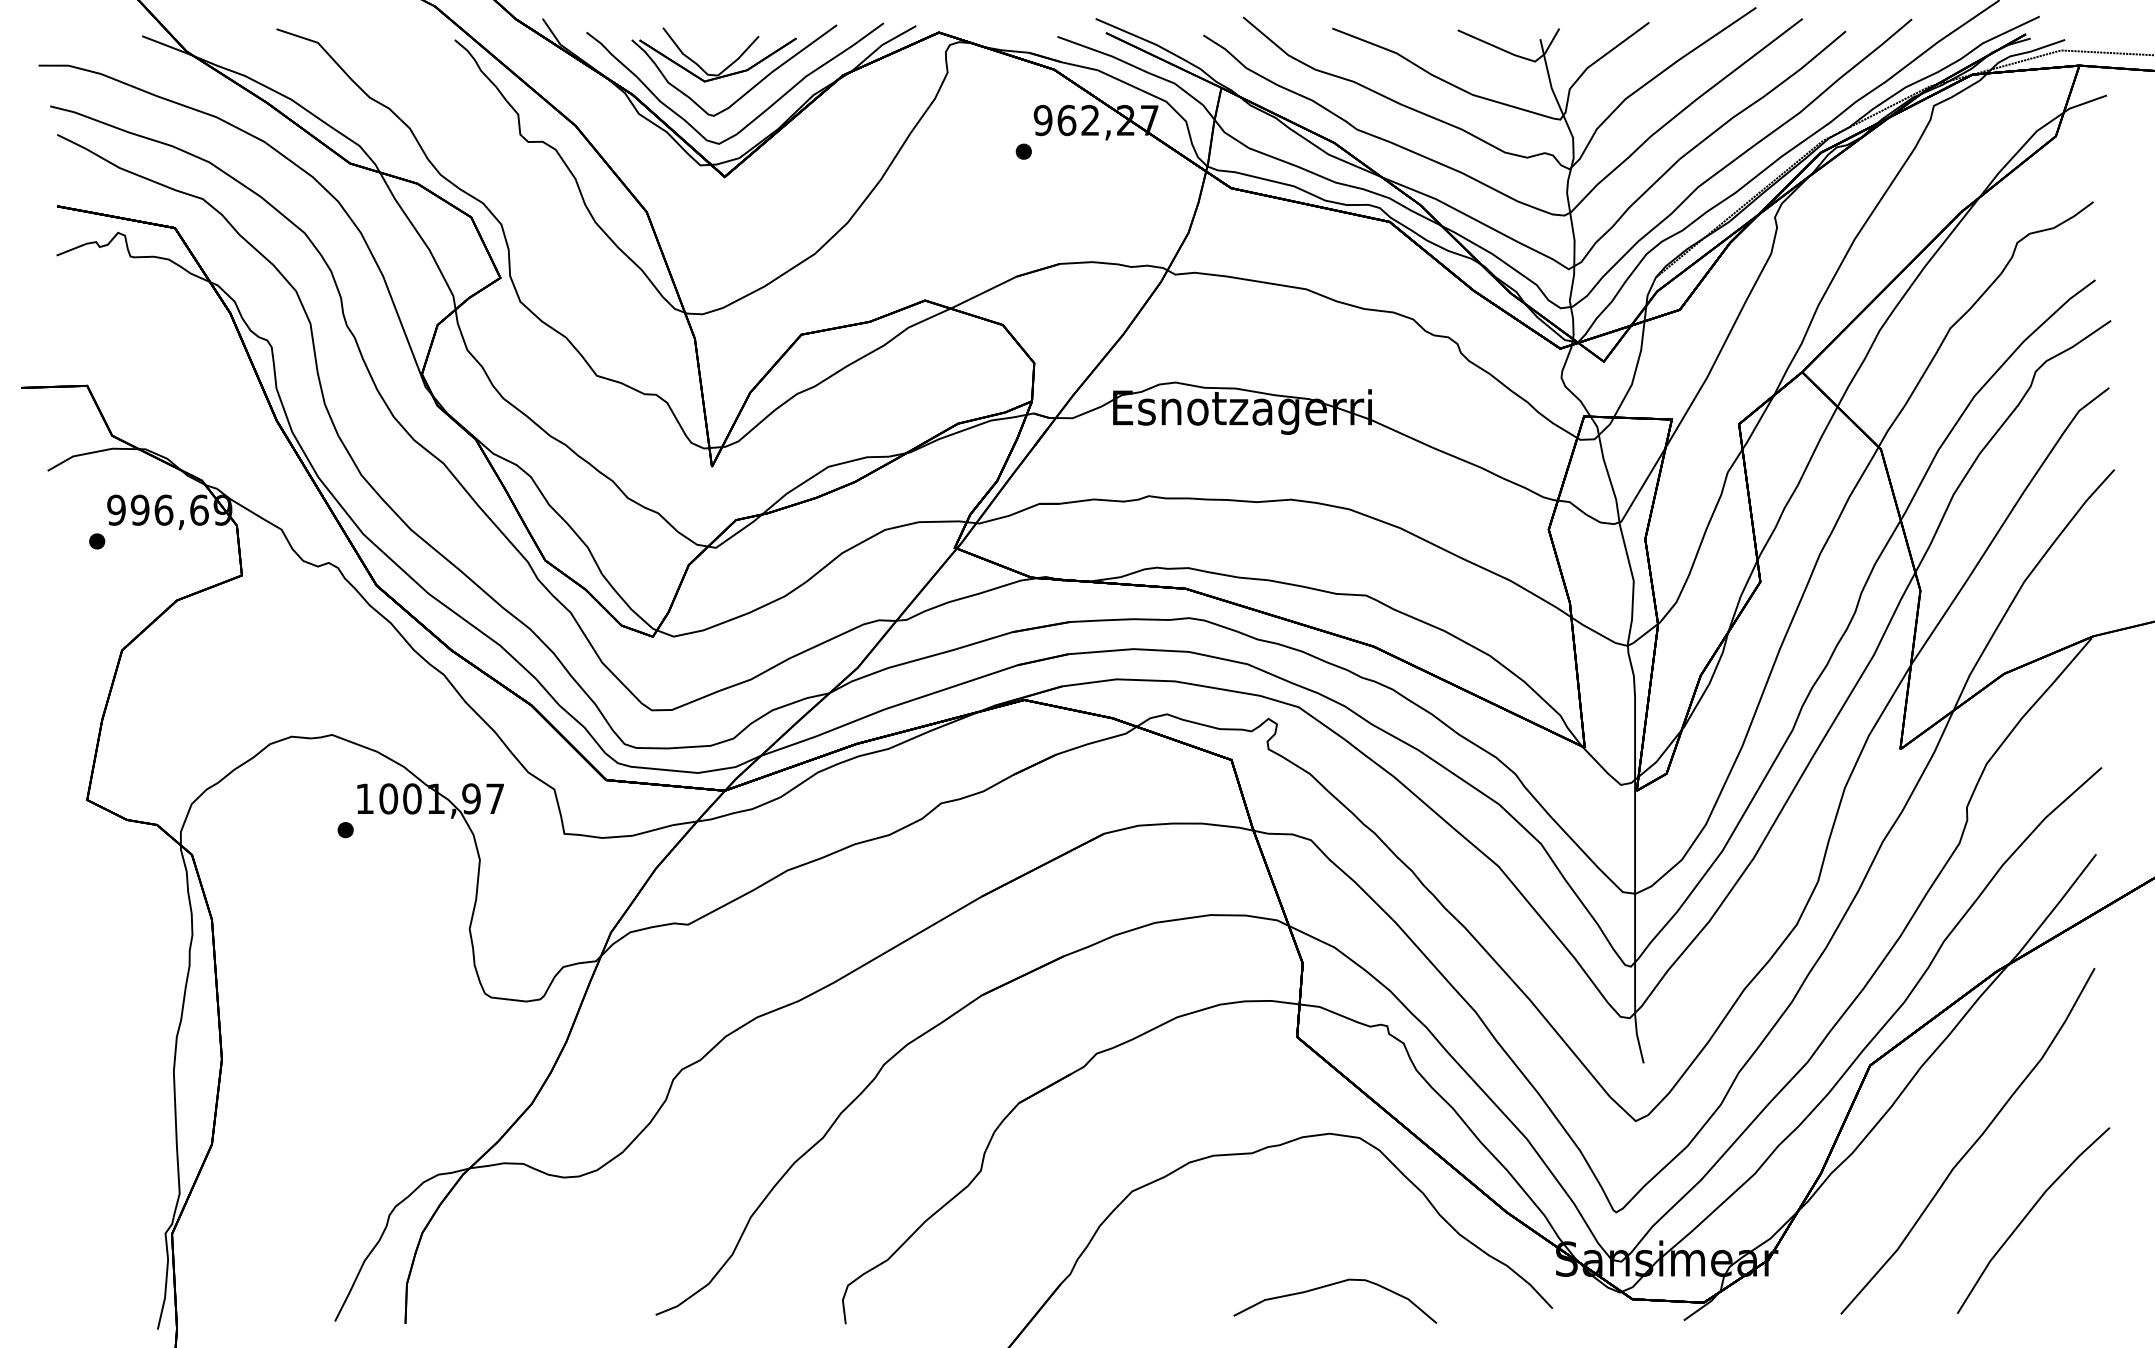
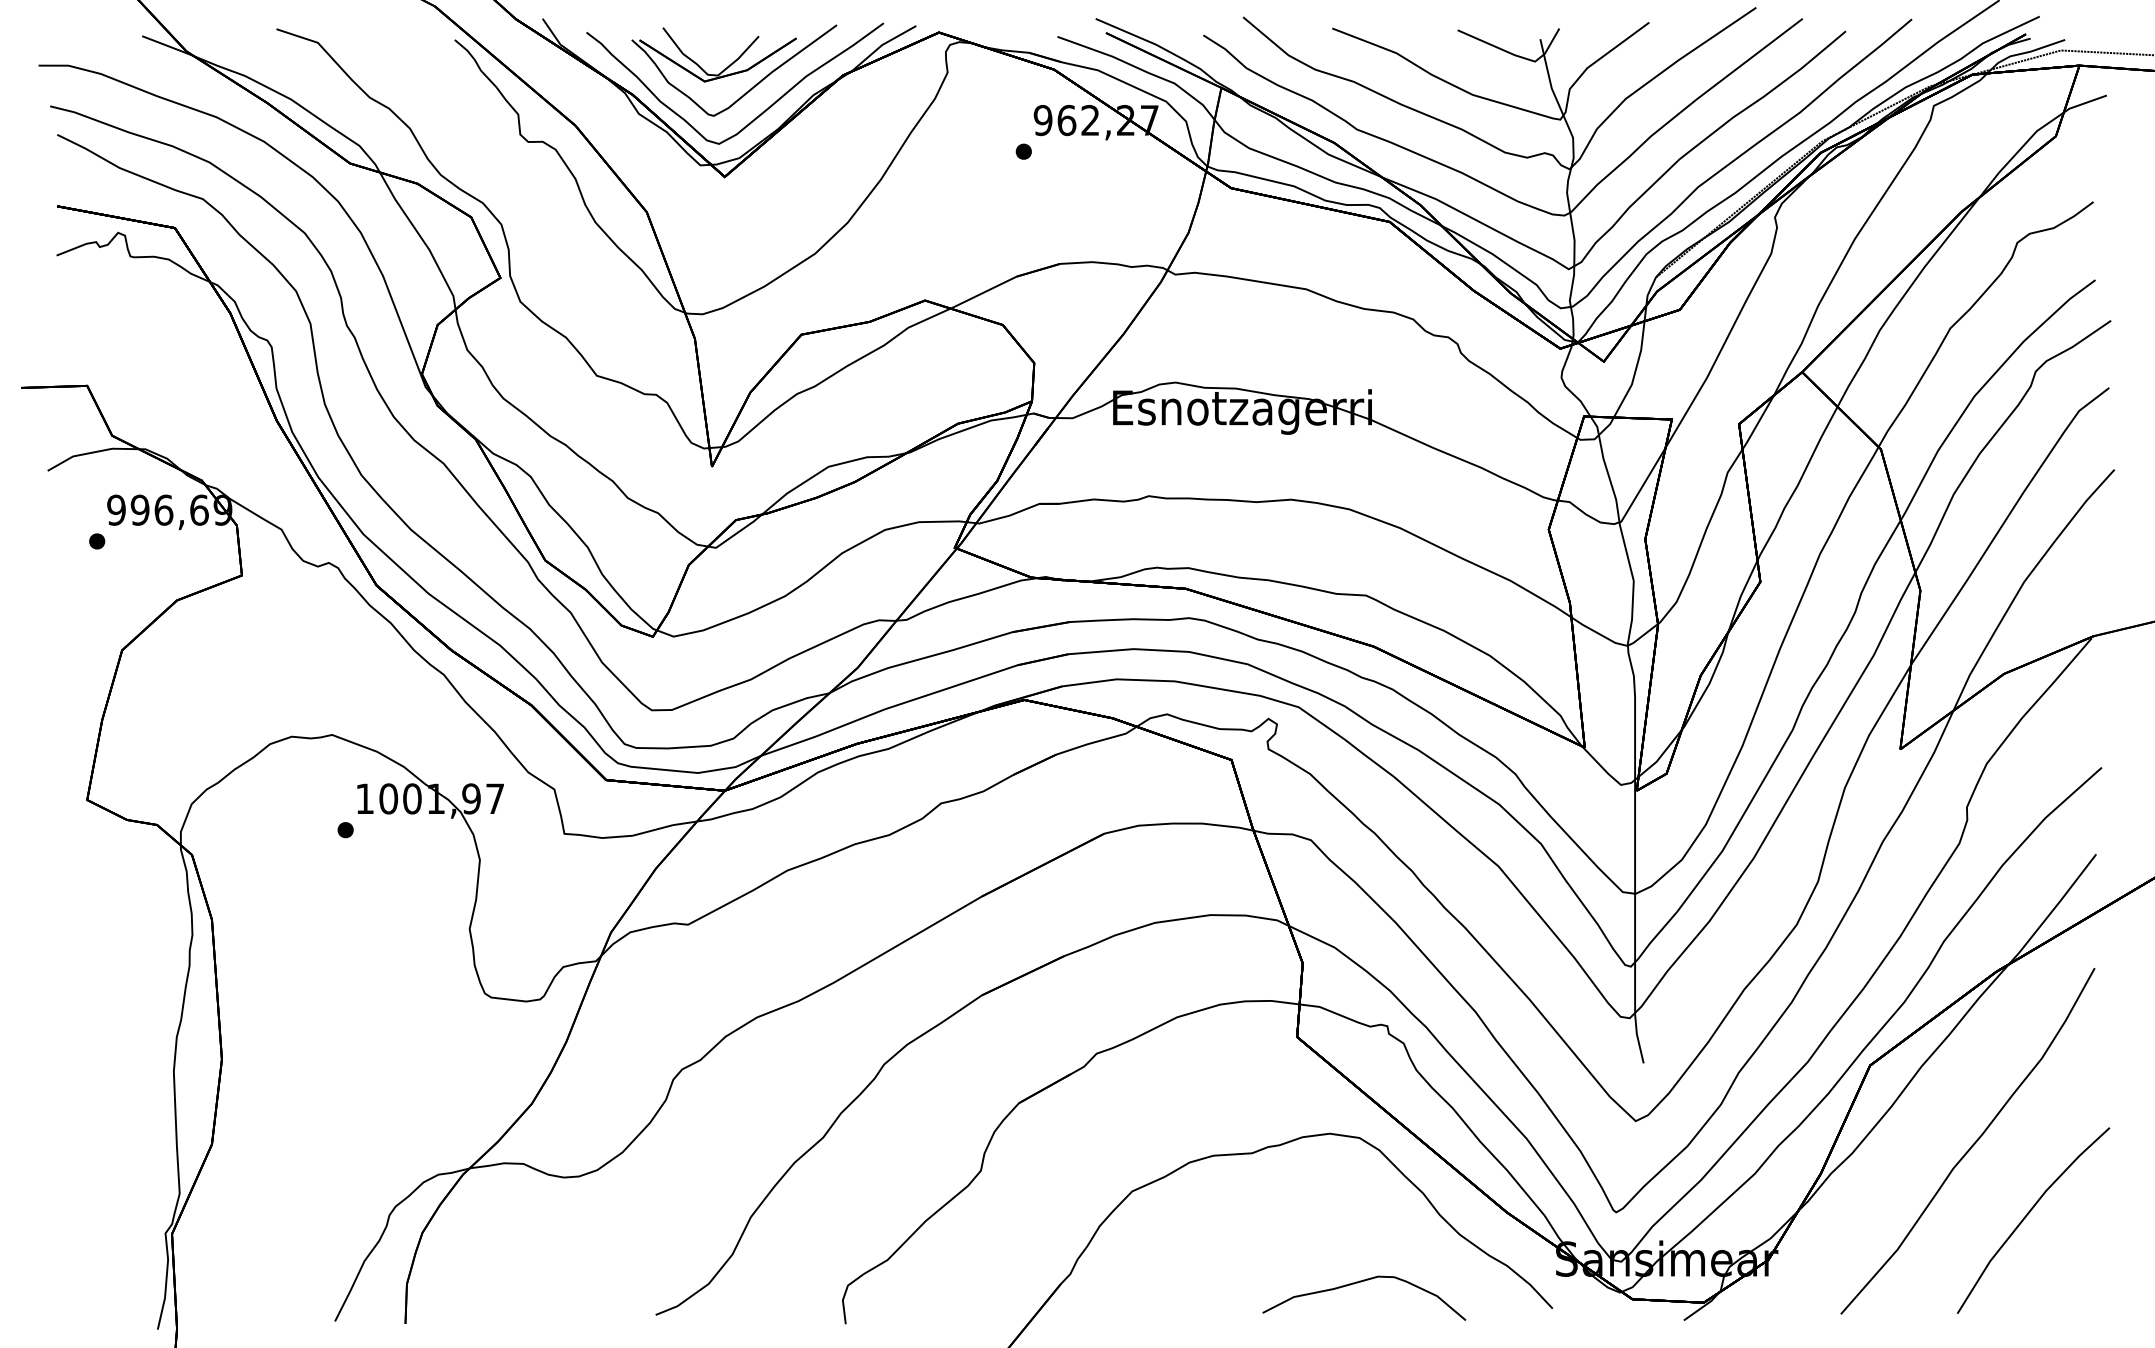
curve position: (1332, 1285) -> (1361, 1282) (1361, 1282)
